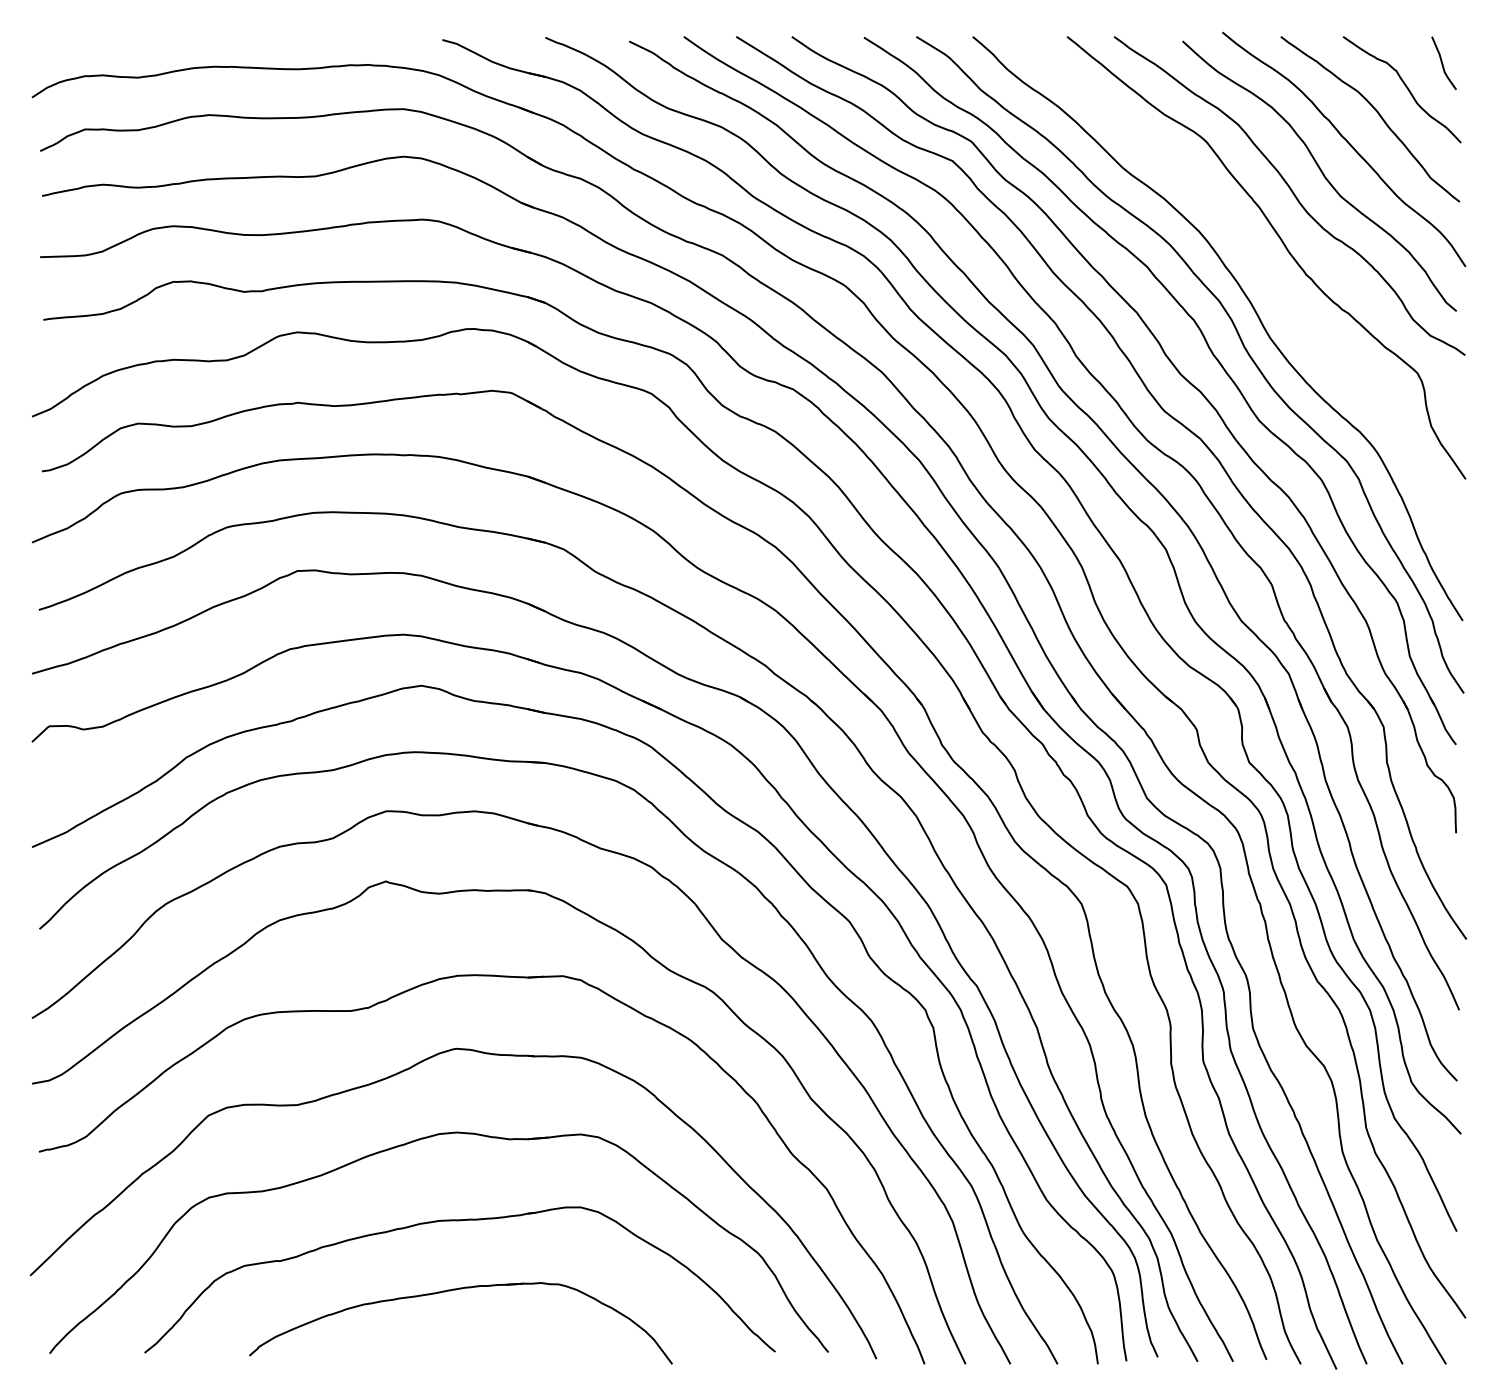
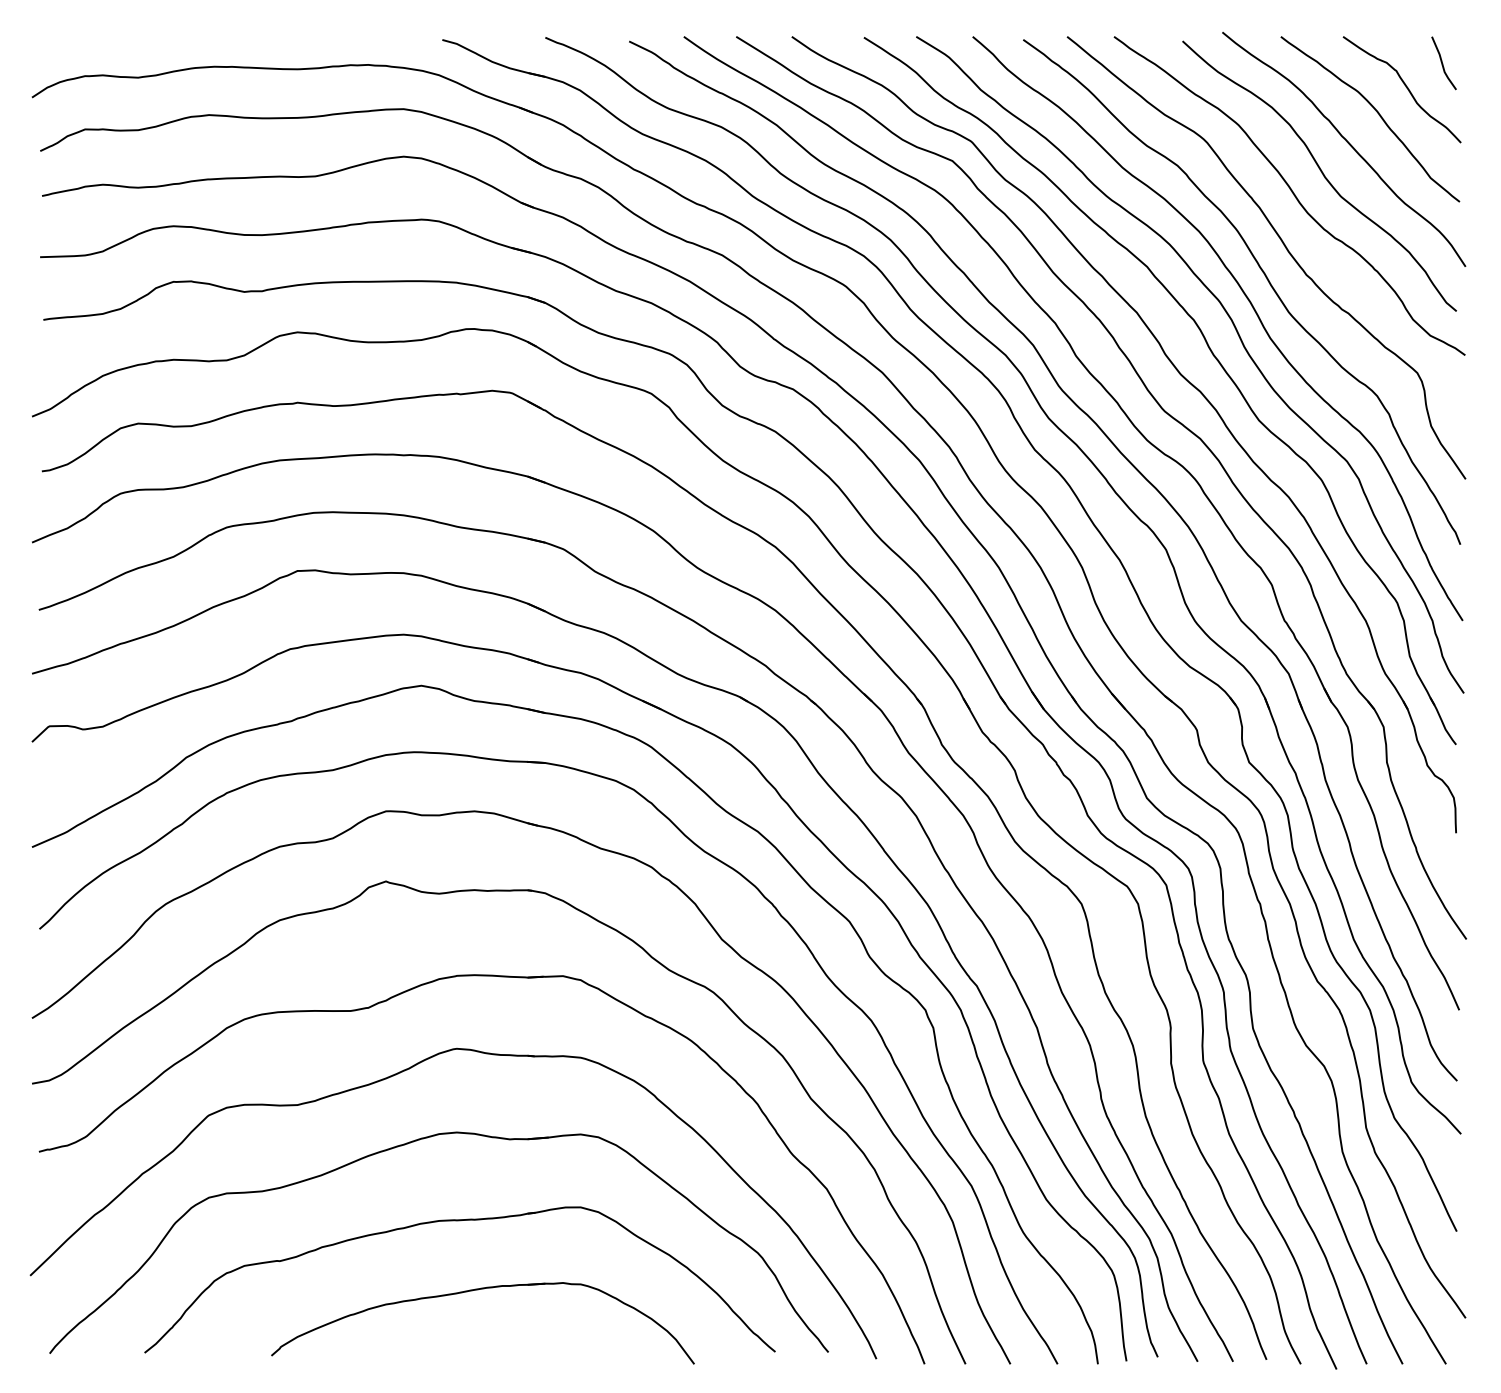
curve: none -> present (1266, 279)
part position: (456, 1290) -> (478, 1290) (478, 1290)
